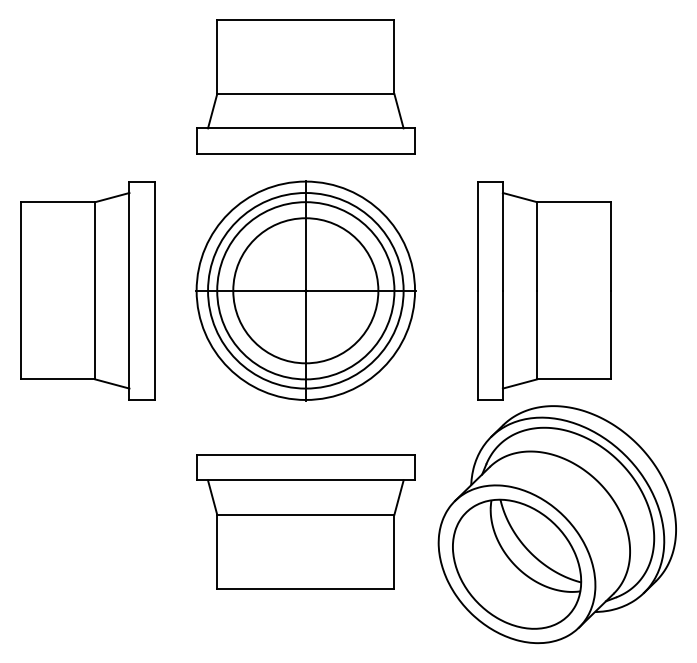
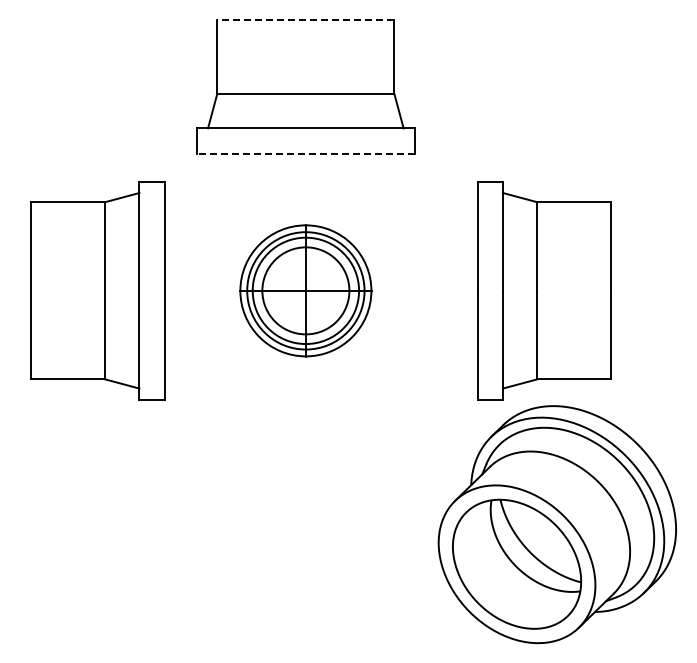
line: solid -> dashed (305, 19)
line: solid -> dashed (305, 153)
part position: (87, 290) -> (97, 290) (97, 290)
part size: 222x222 px -> 134x134 px (305, 290)
part: present -> none (305, 521)
